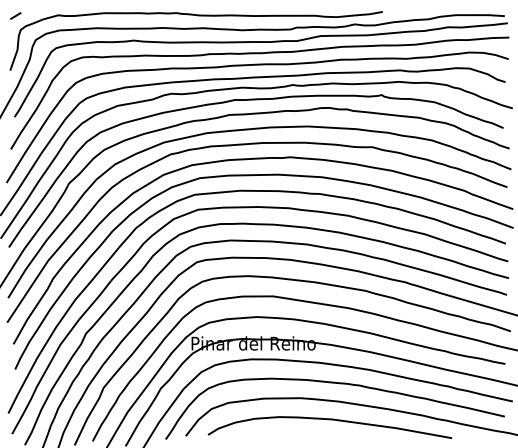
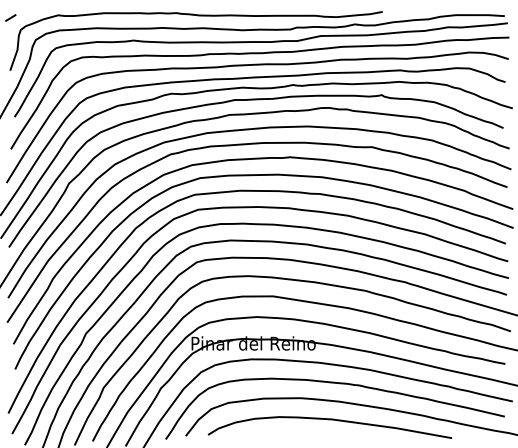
part position: (15, 15) -> (10, 17) (10, 17)
